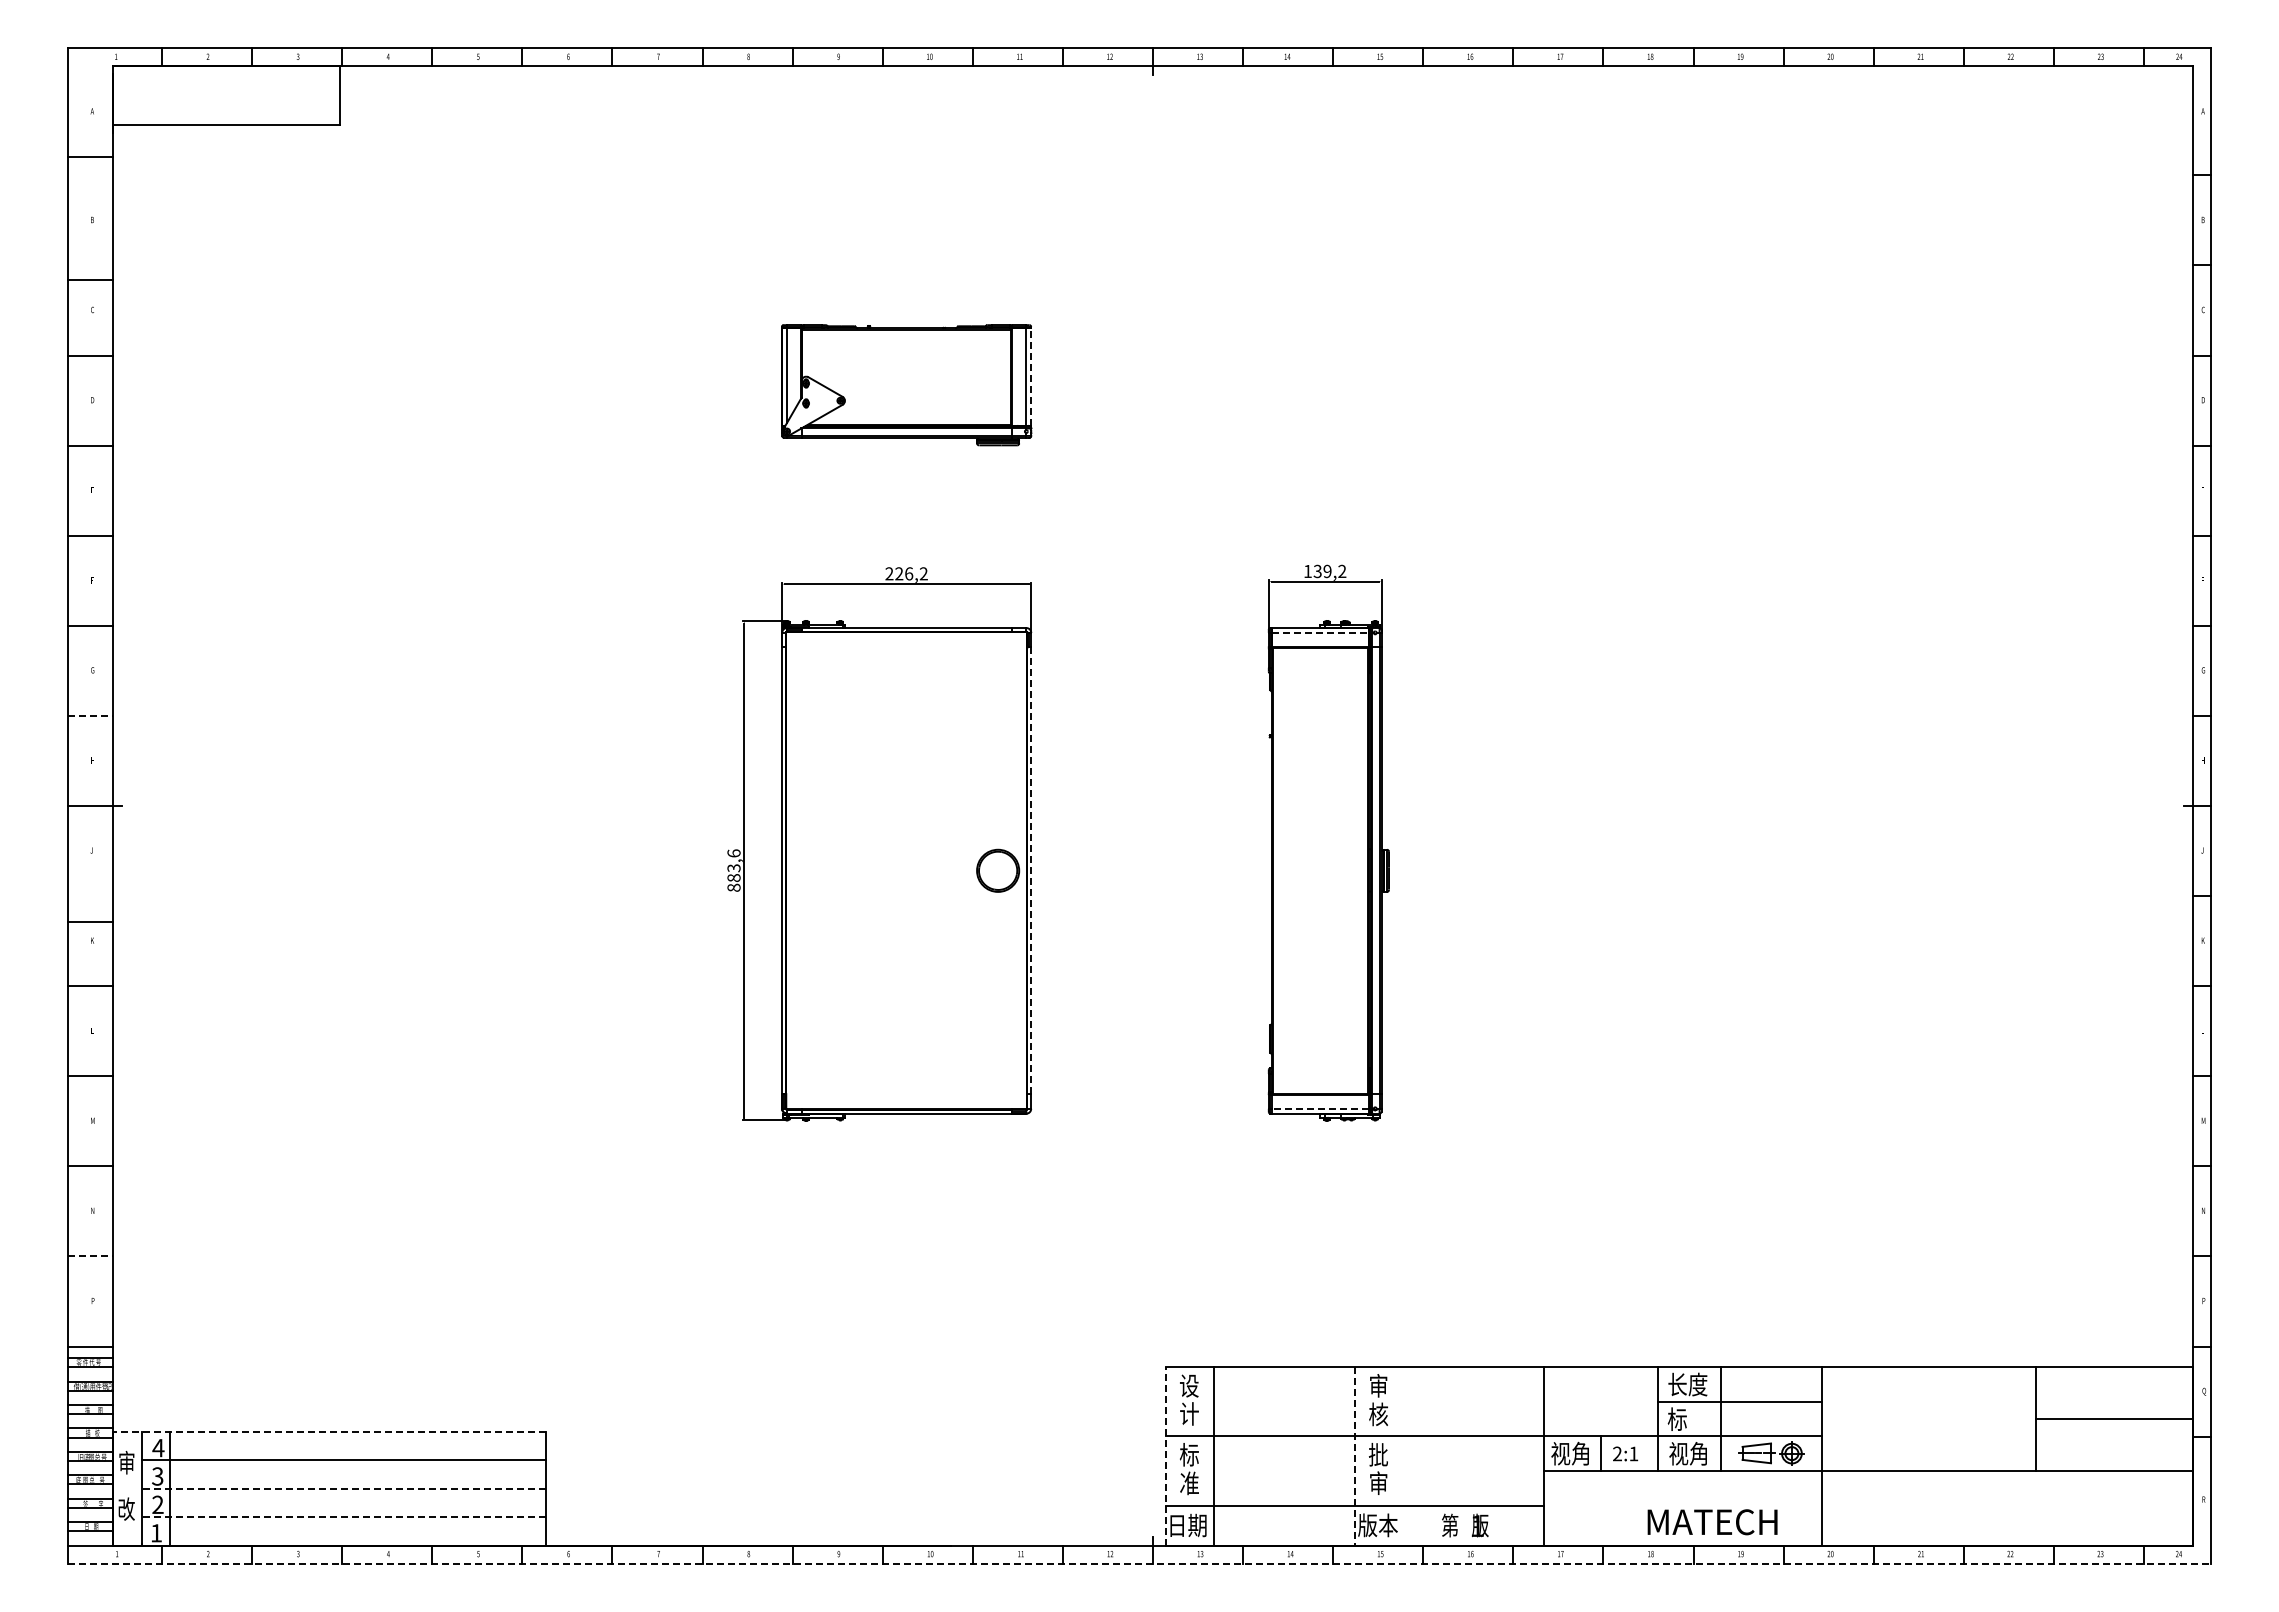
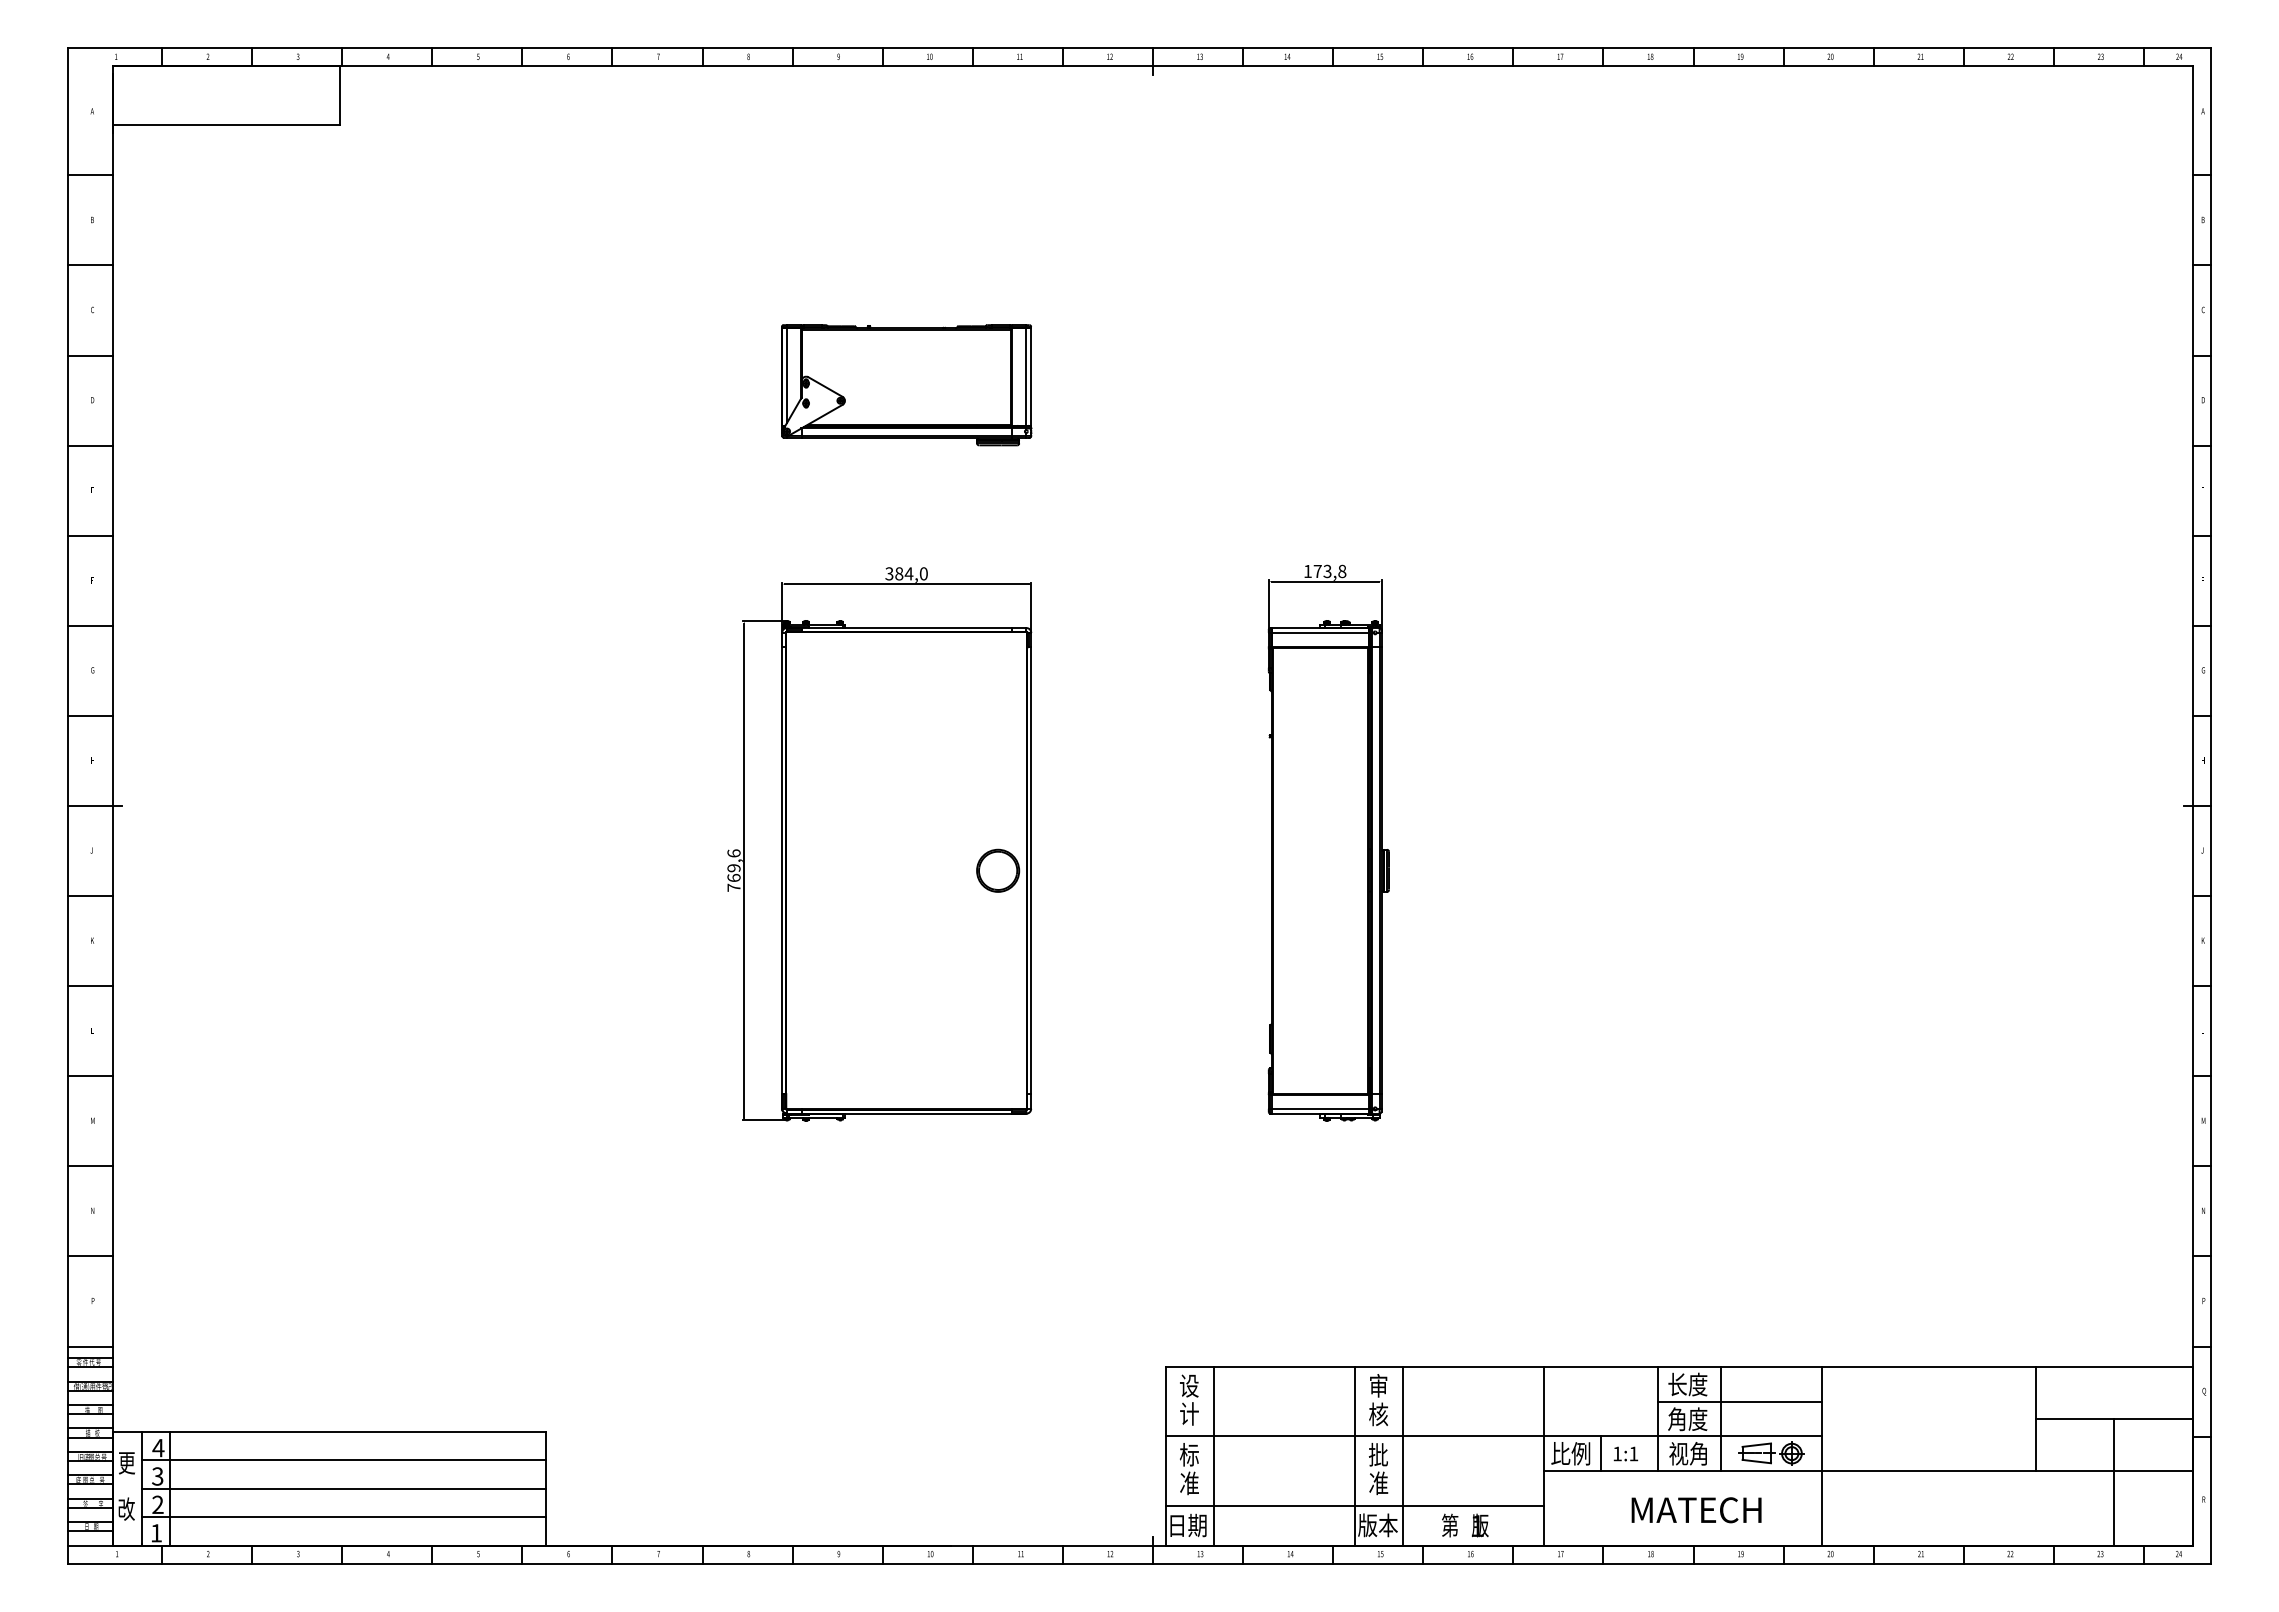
line position: (90, 157) -> (90, 175) (90, 175)
line position: (90, 280) -> (90, 265) (90, 265)
line: dashed -> solid (1031, 376)
text: 139,2 -> 173,8 (1329, 571)
text: 226,2 -> 384,0 (906, 573)
line: dashed -> solid (1320, 632)
line: dashed -> solid (90, 715)
line: dashed -> solid (1031, 870)
text: 883,6 -> 769,6 (733, 877)
line position: (90, 922) -> (90, 896) (90, 896)
line: dashed -> solid (1320, 1108)
line: dashed -> solid (90, 1256)
text: 标 -> 角度 (1687, 1419)
line: dashed -> solid (329, 1432)
text: 视角 -> 比例 (1570, 1453)
text: 2:1 -> 1:1 (1617, 1453)
line: dashed -> solid (1165, 1455)
line: dashed -> solid (1354, 1456)
line: none -> present (1403, 1456)
text: 审 -> 更 (126, 1462)
line: none -> present (2114, 1482)
text: 审 -> 准 (1378, 1483)
line: dashed -> solid (343, 1488)
line: dashed -> solid (343, 1517)
text position: (1712, 1522) -> (1696, 1510) (1696, 1510)
line: dashed -> solid (1139, 1563)
